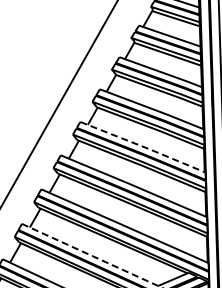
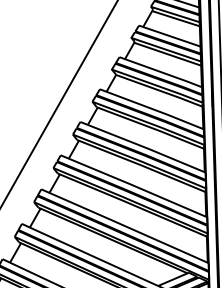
line: dashed -> solid (143, 147)
line: dashed -> solid (92, 256)
